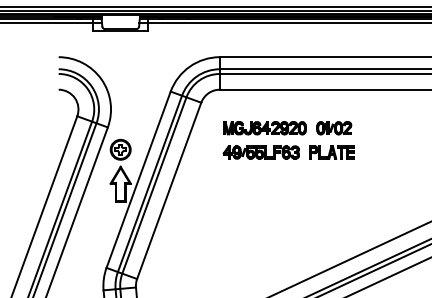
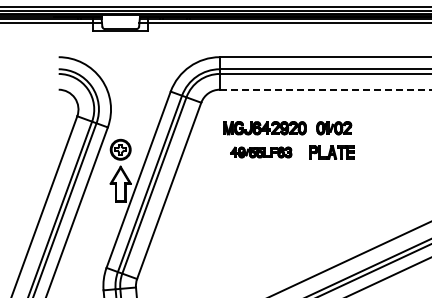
line: solid -> dashed (325, 89)
part size: 78x15 px -> 63x13 px (261, 152)
